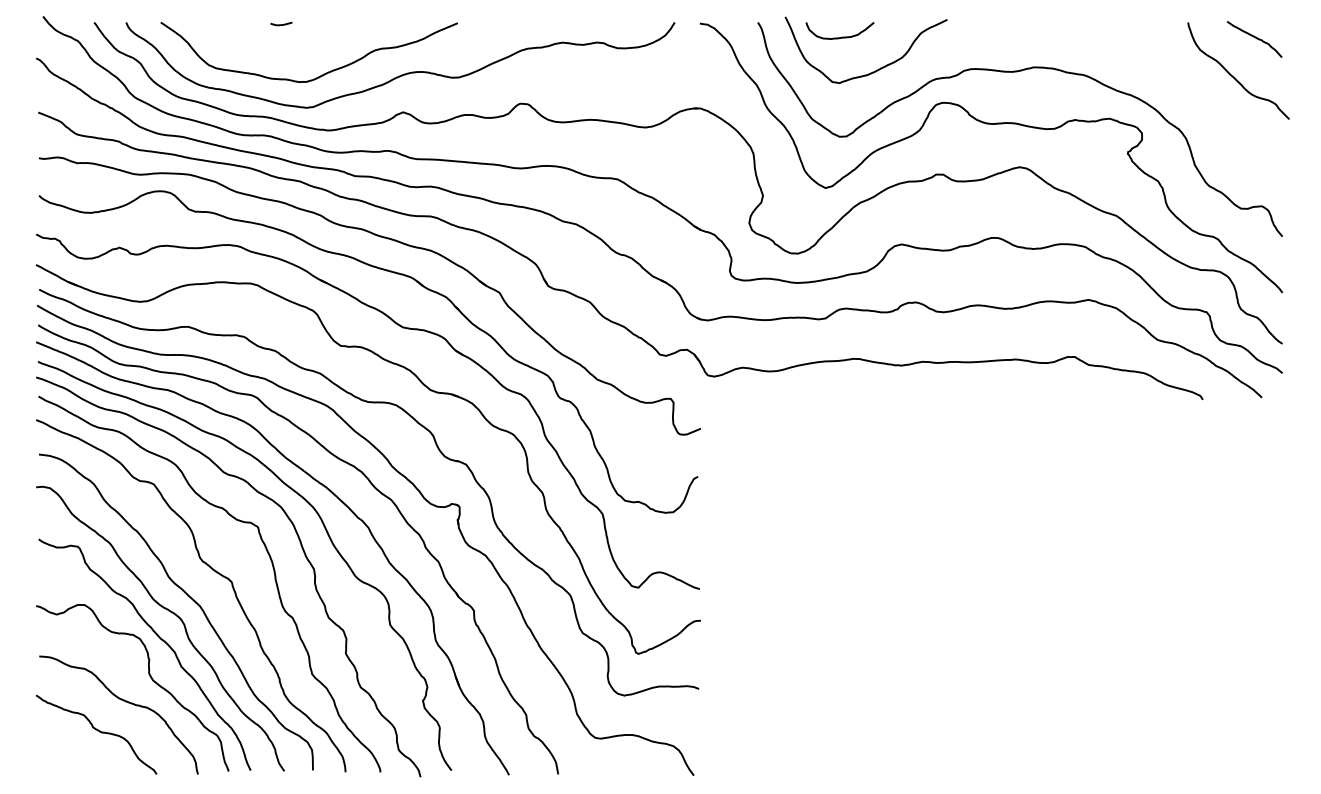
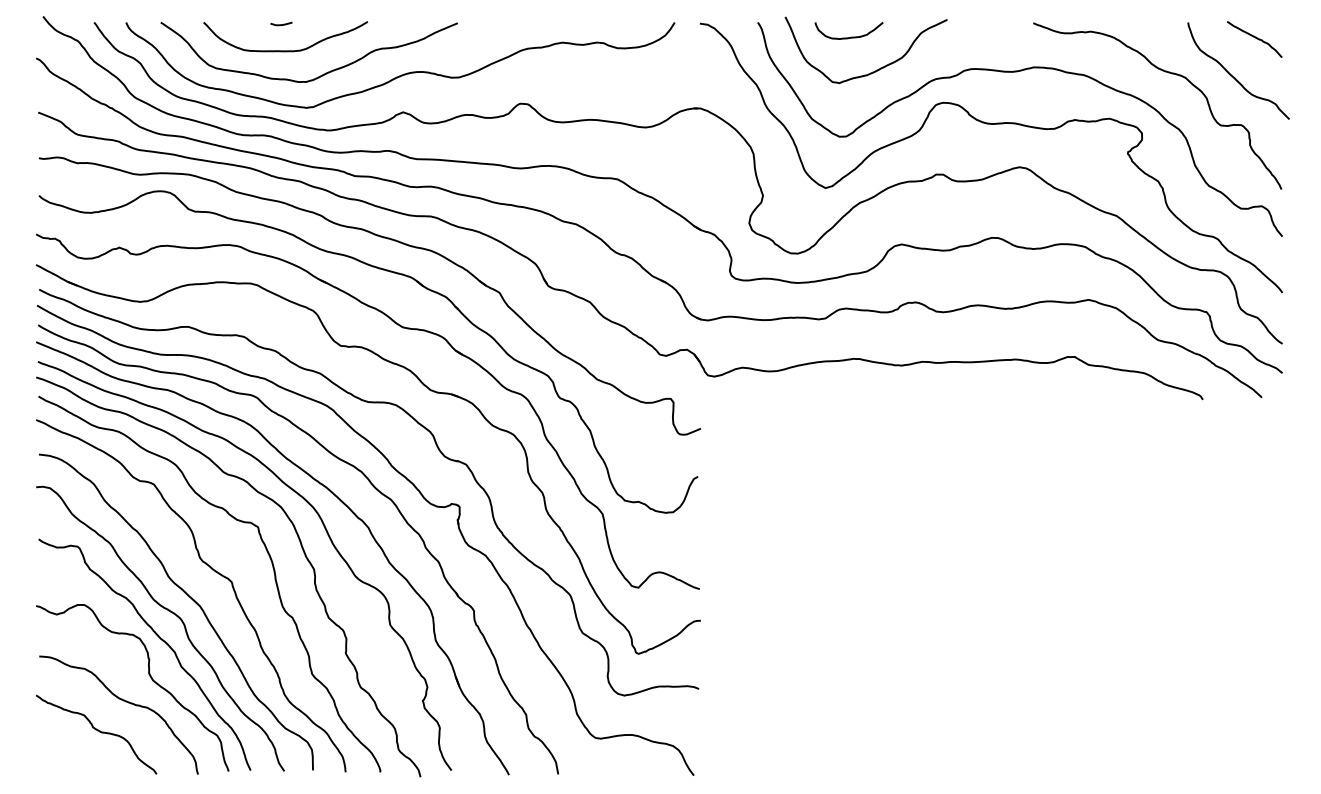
curve position: (842, 36) -> (851, 36) (851, 36)
curve: none -> present (285, 50)
curve: none -> present (1168, 73)
